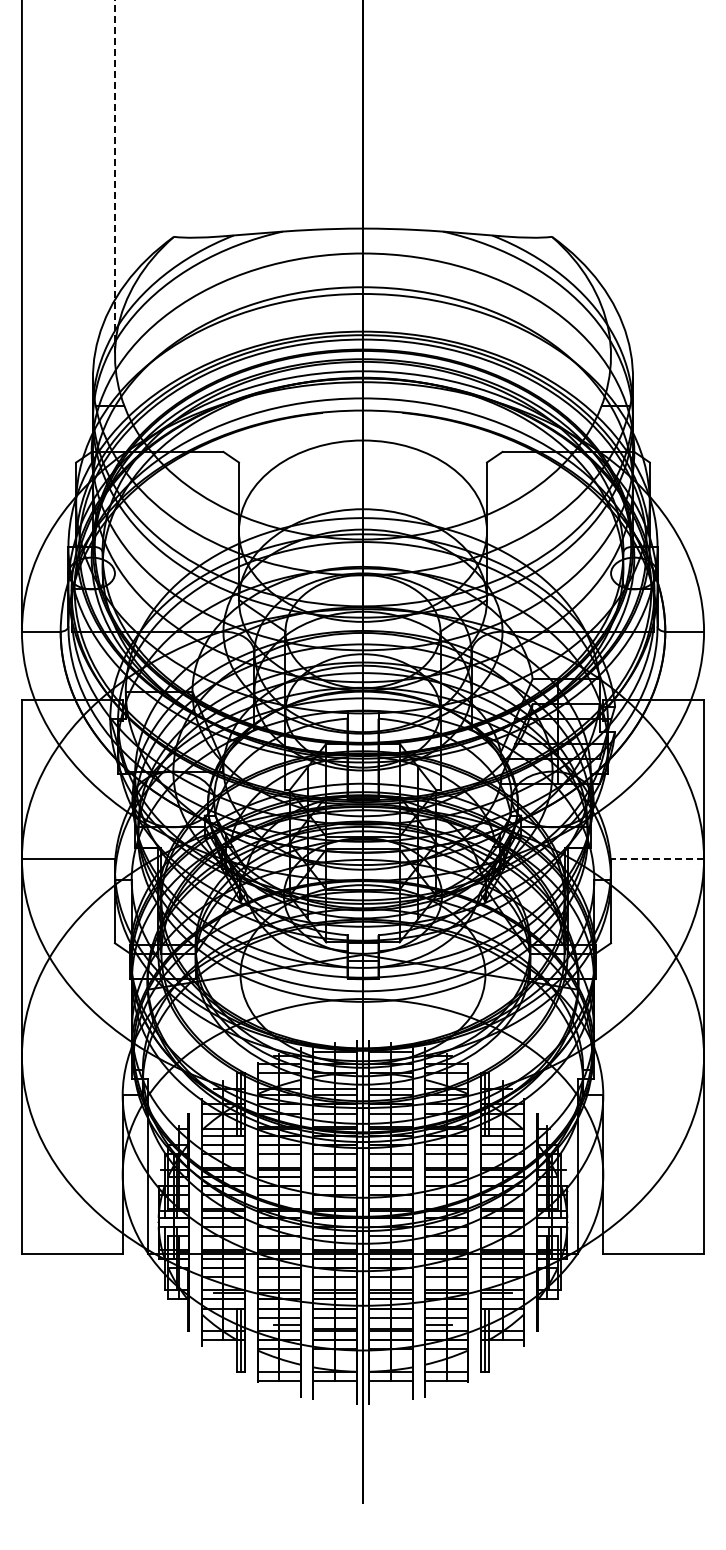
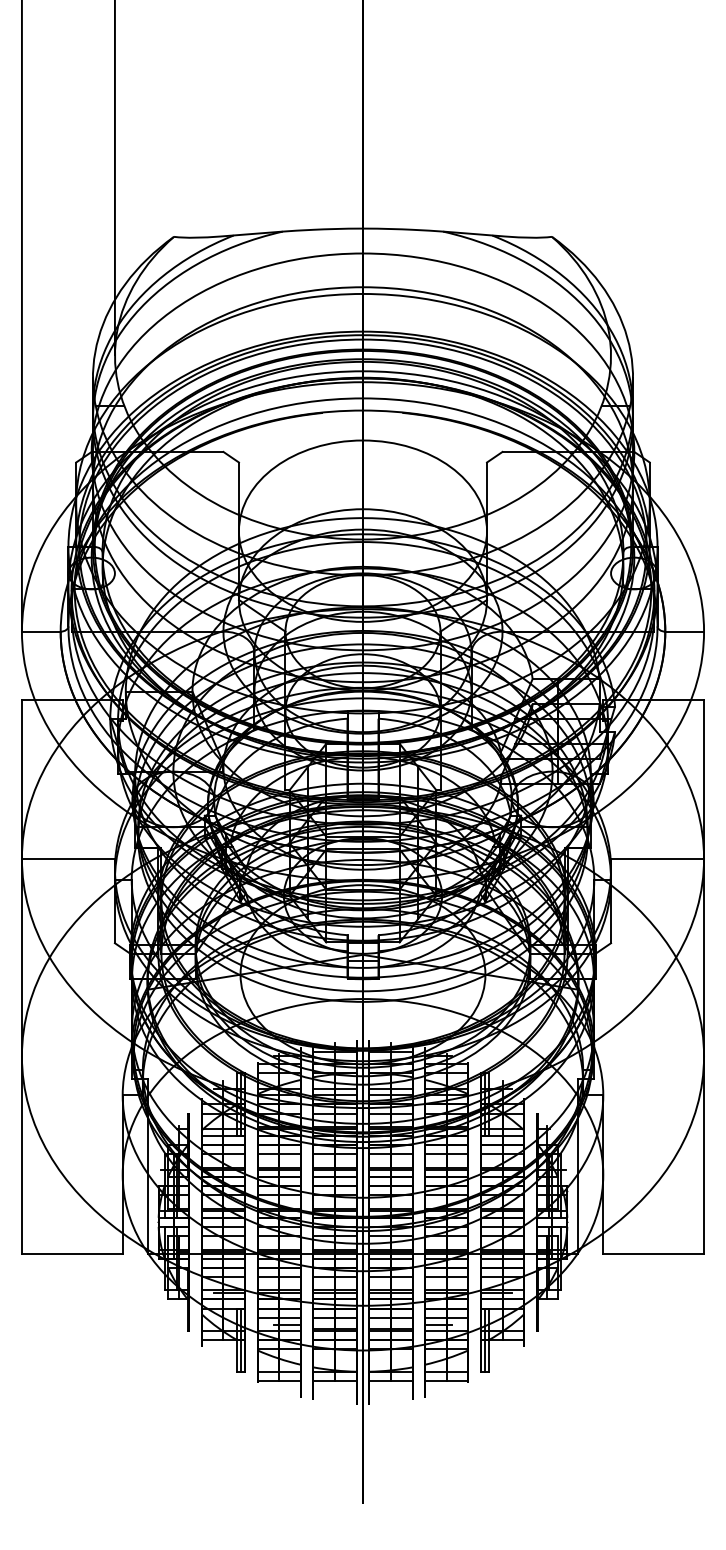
arc: dashed -> solid (114, 179)
line: dashed -> solid (657, 858)
